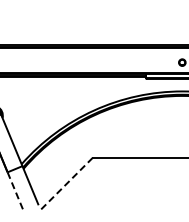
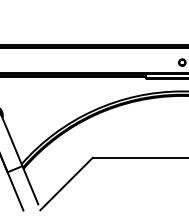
line: dashed -> solid (66, 184)
line: dashed -> solid (15, 191)
